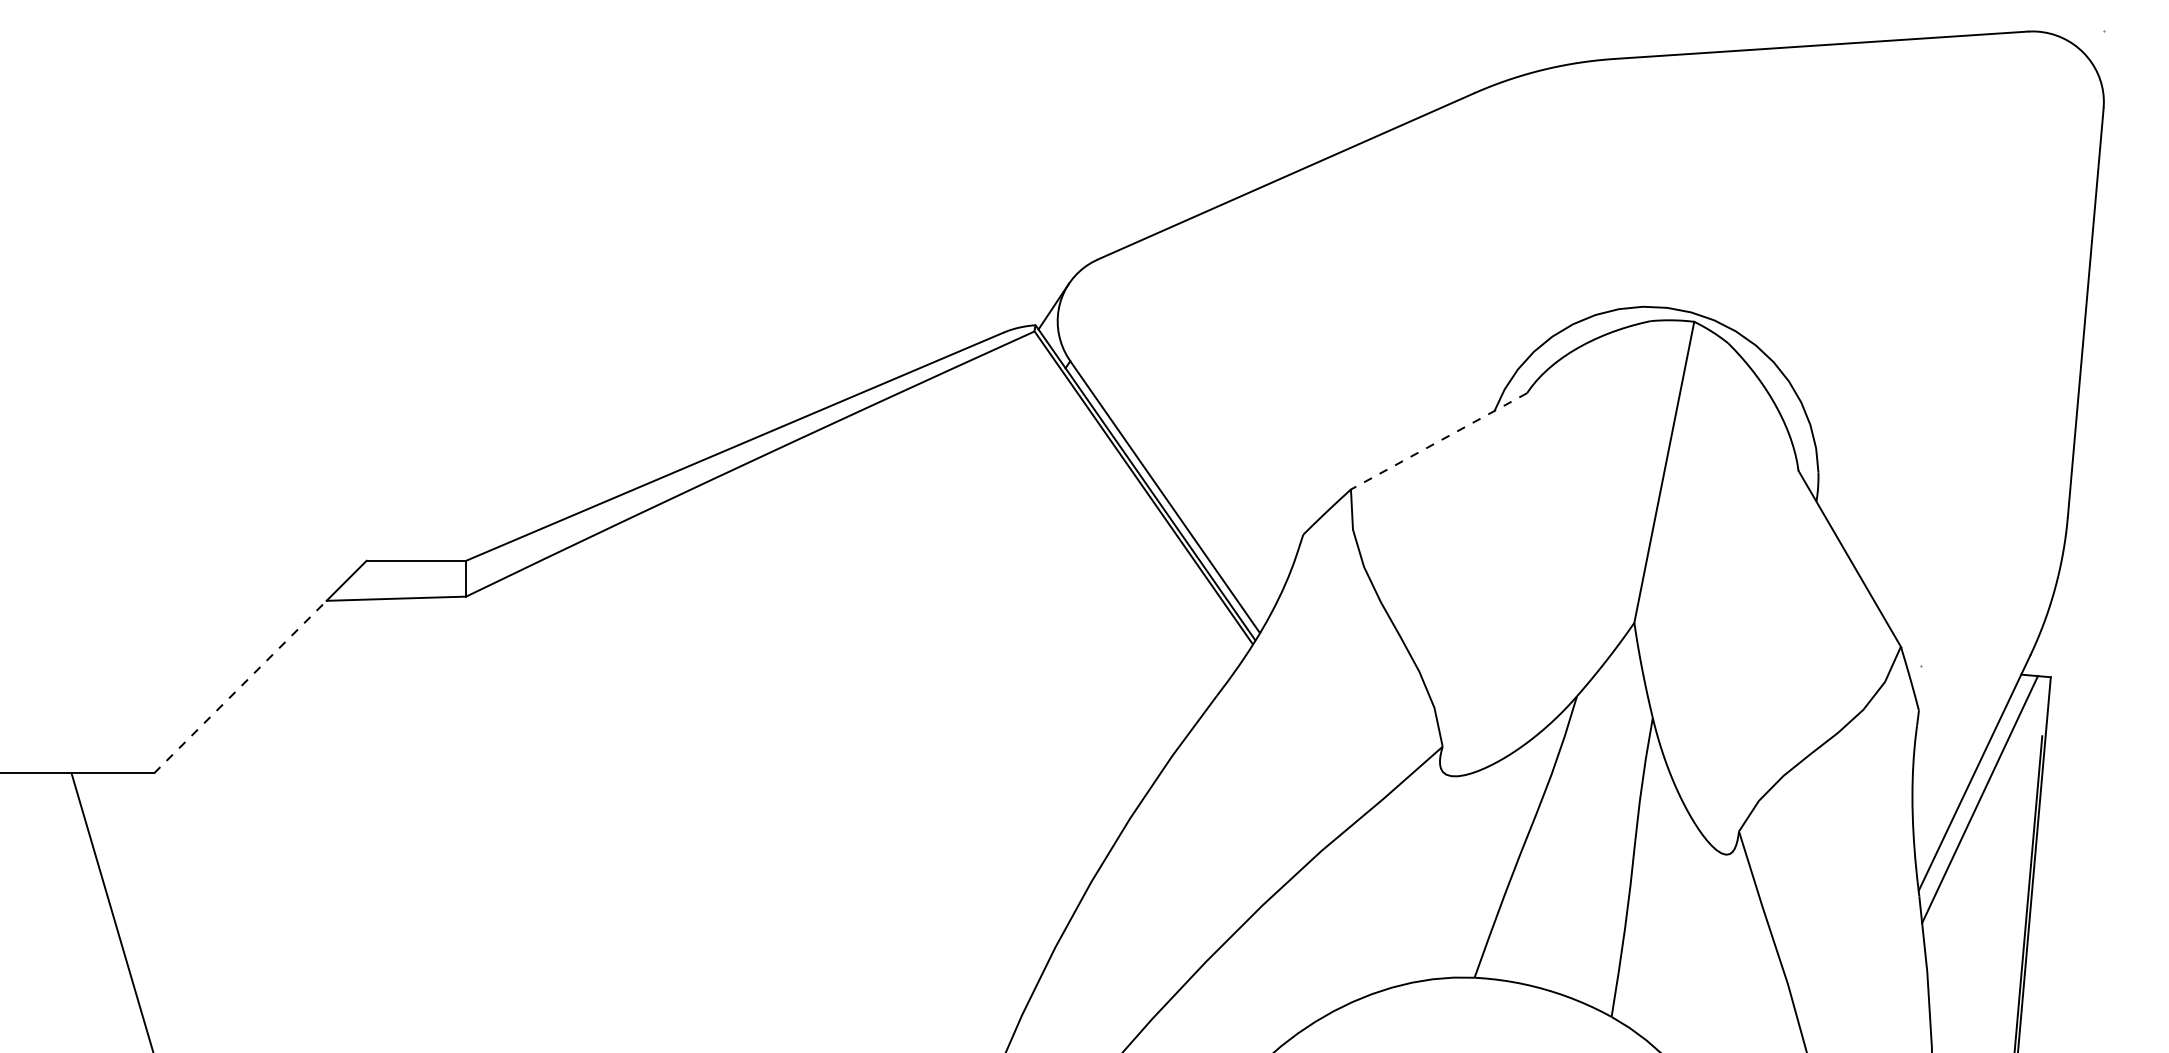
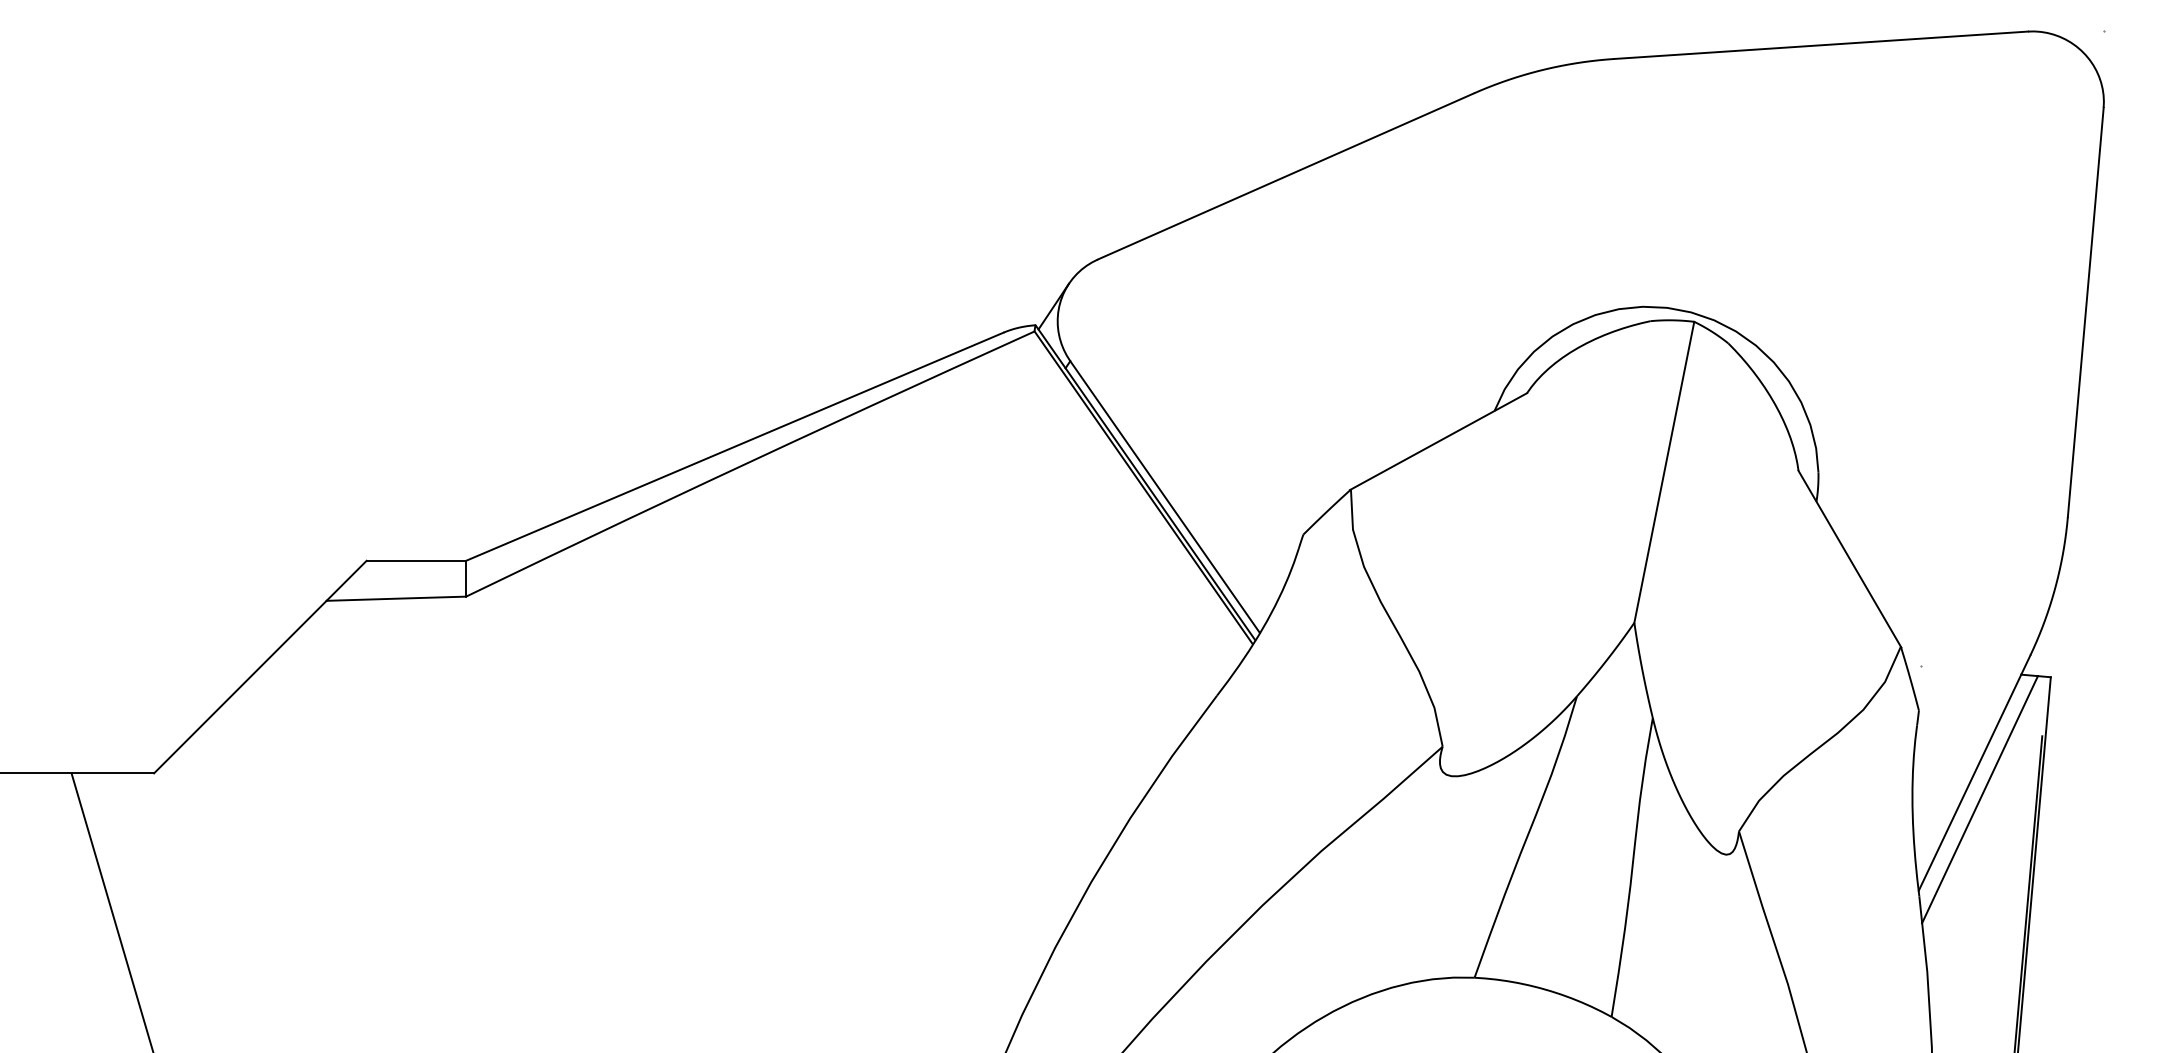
line: dashed -> solid (1438, 441)
line: dashed -> solid (240, 687)
